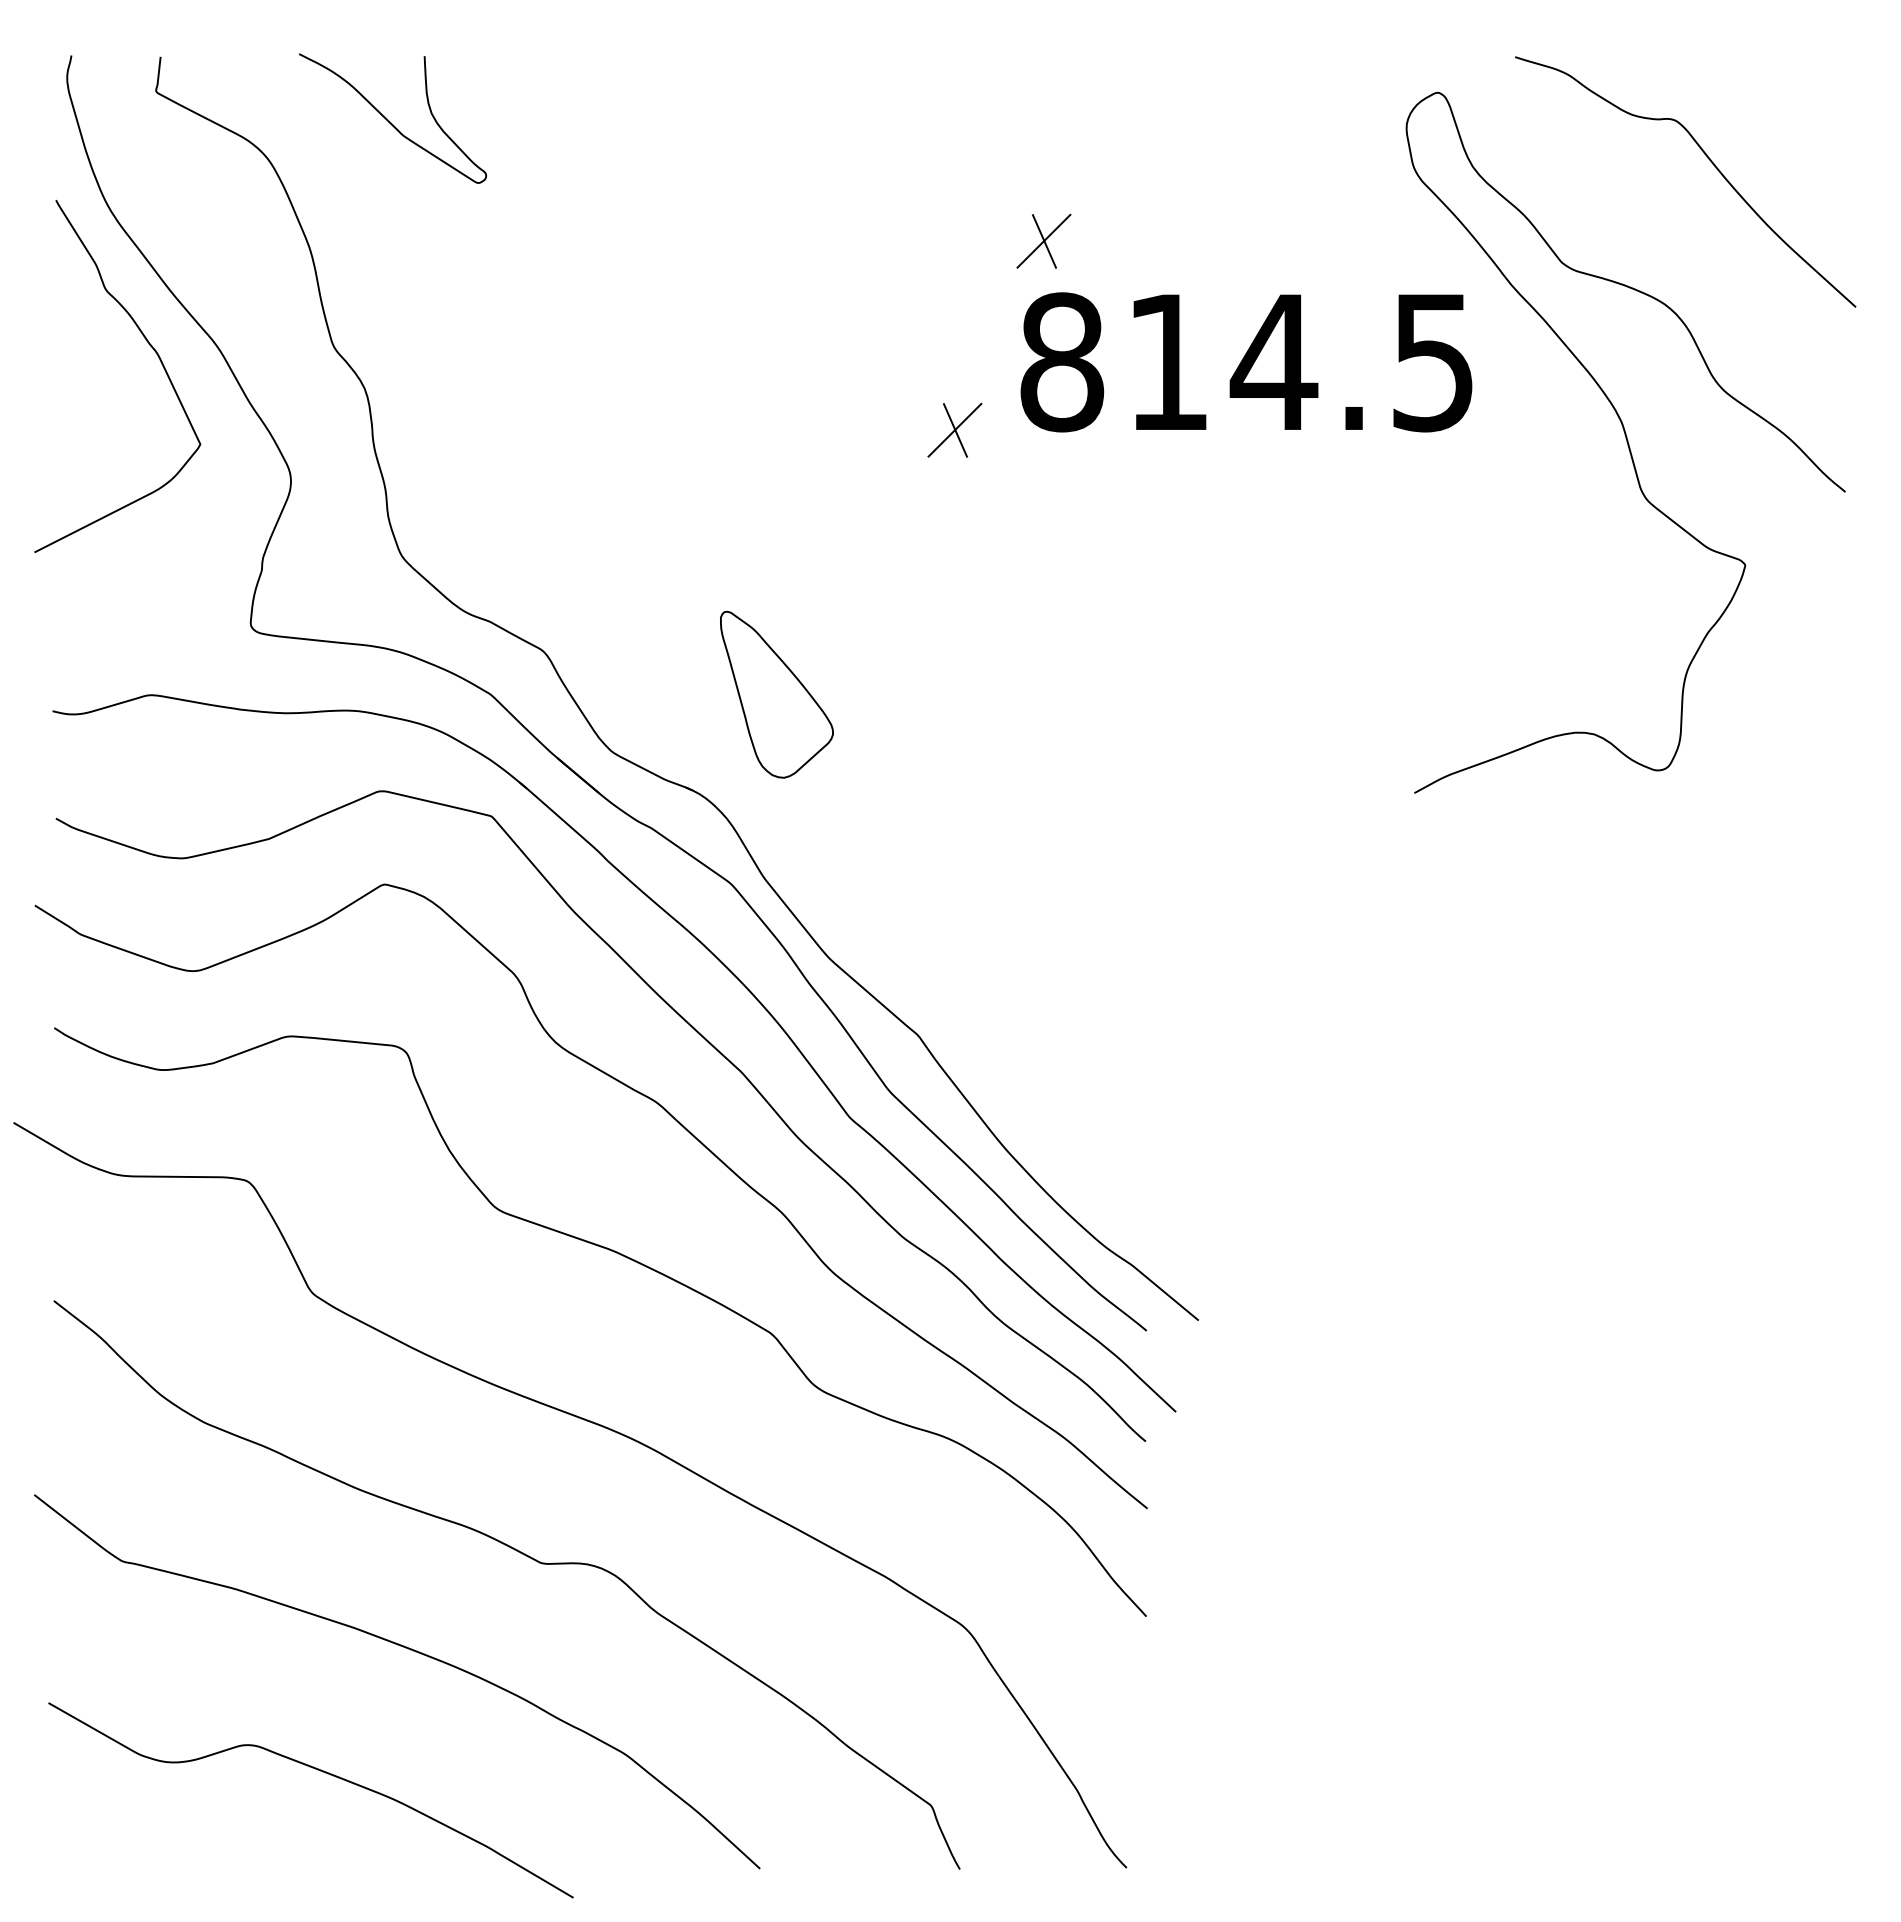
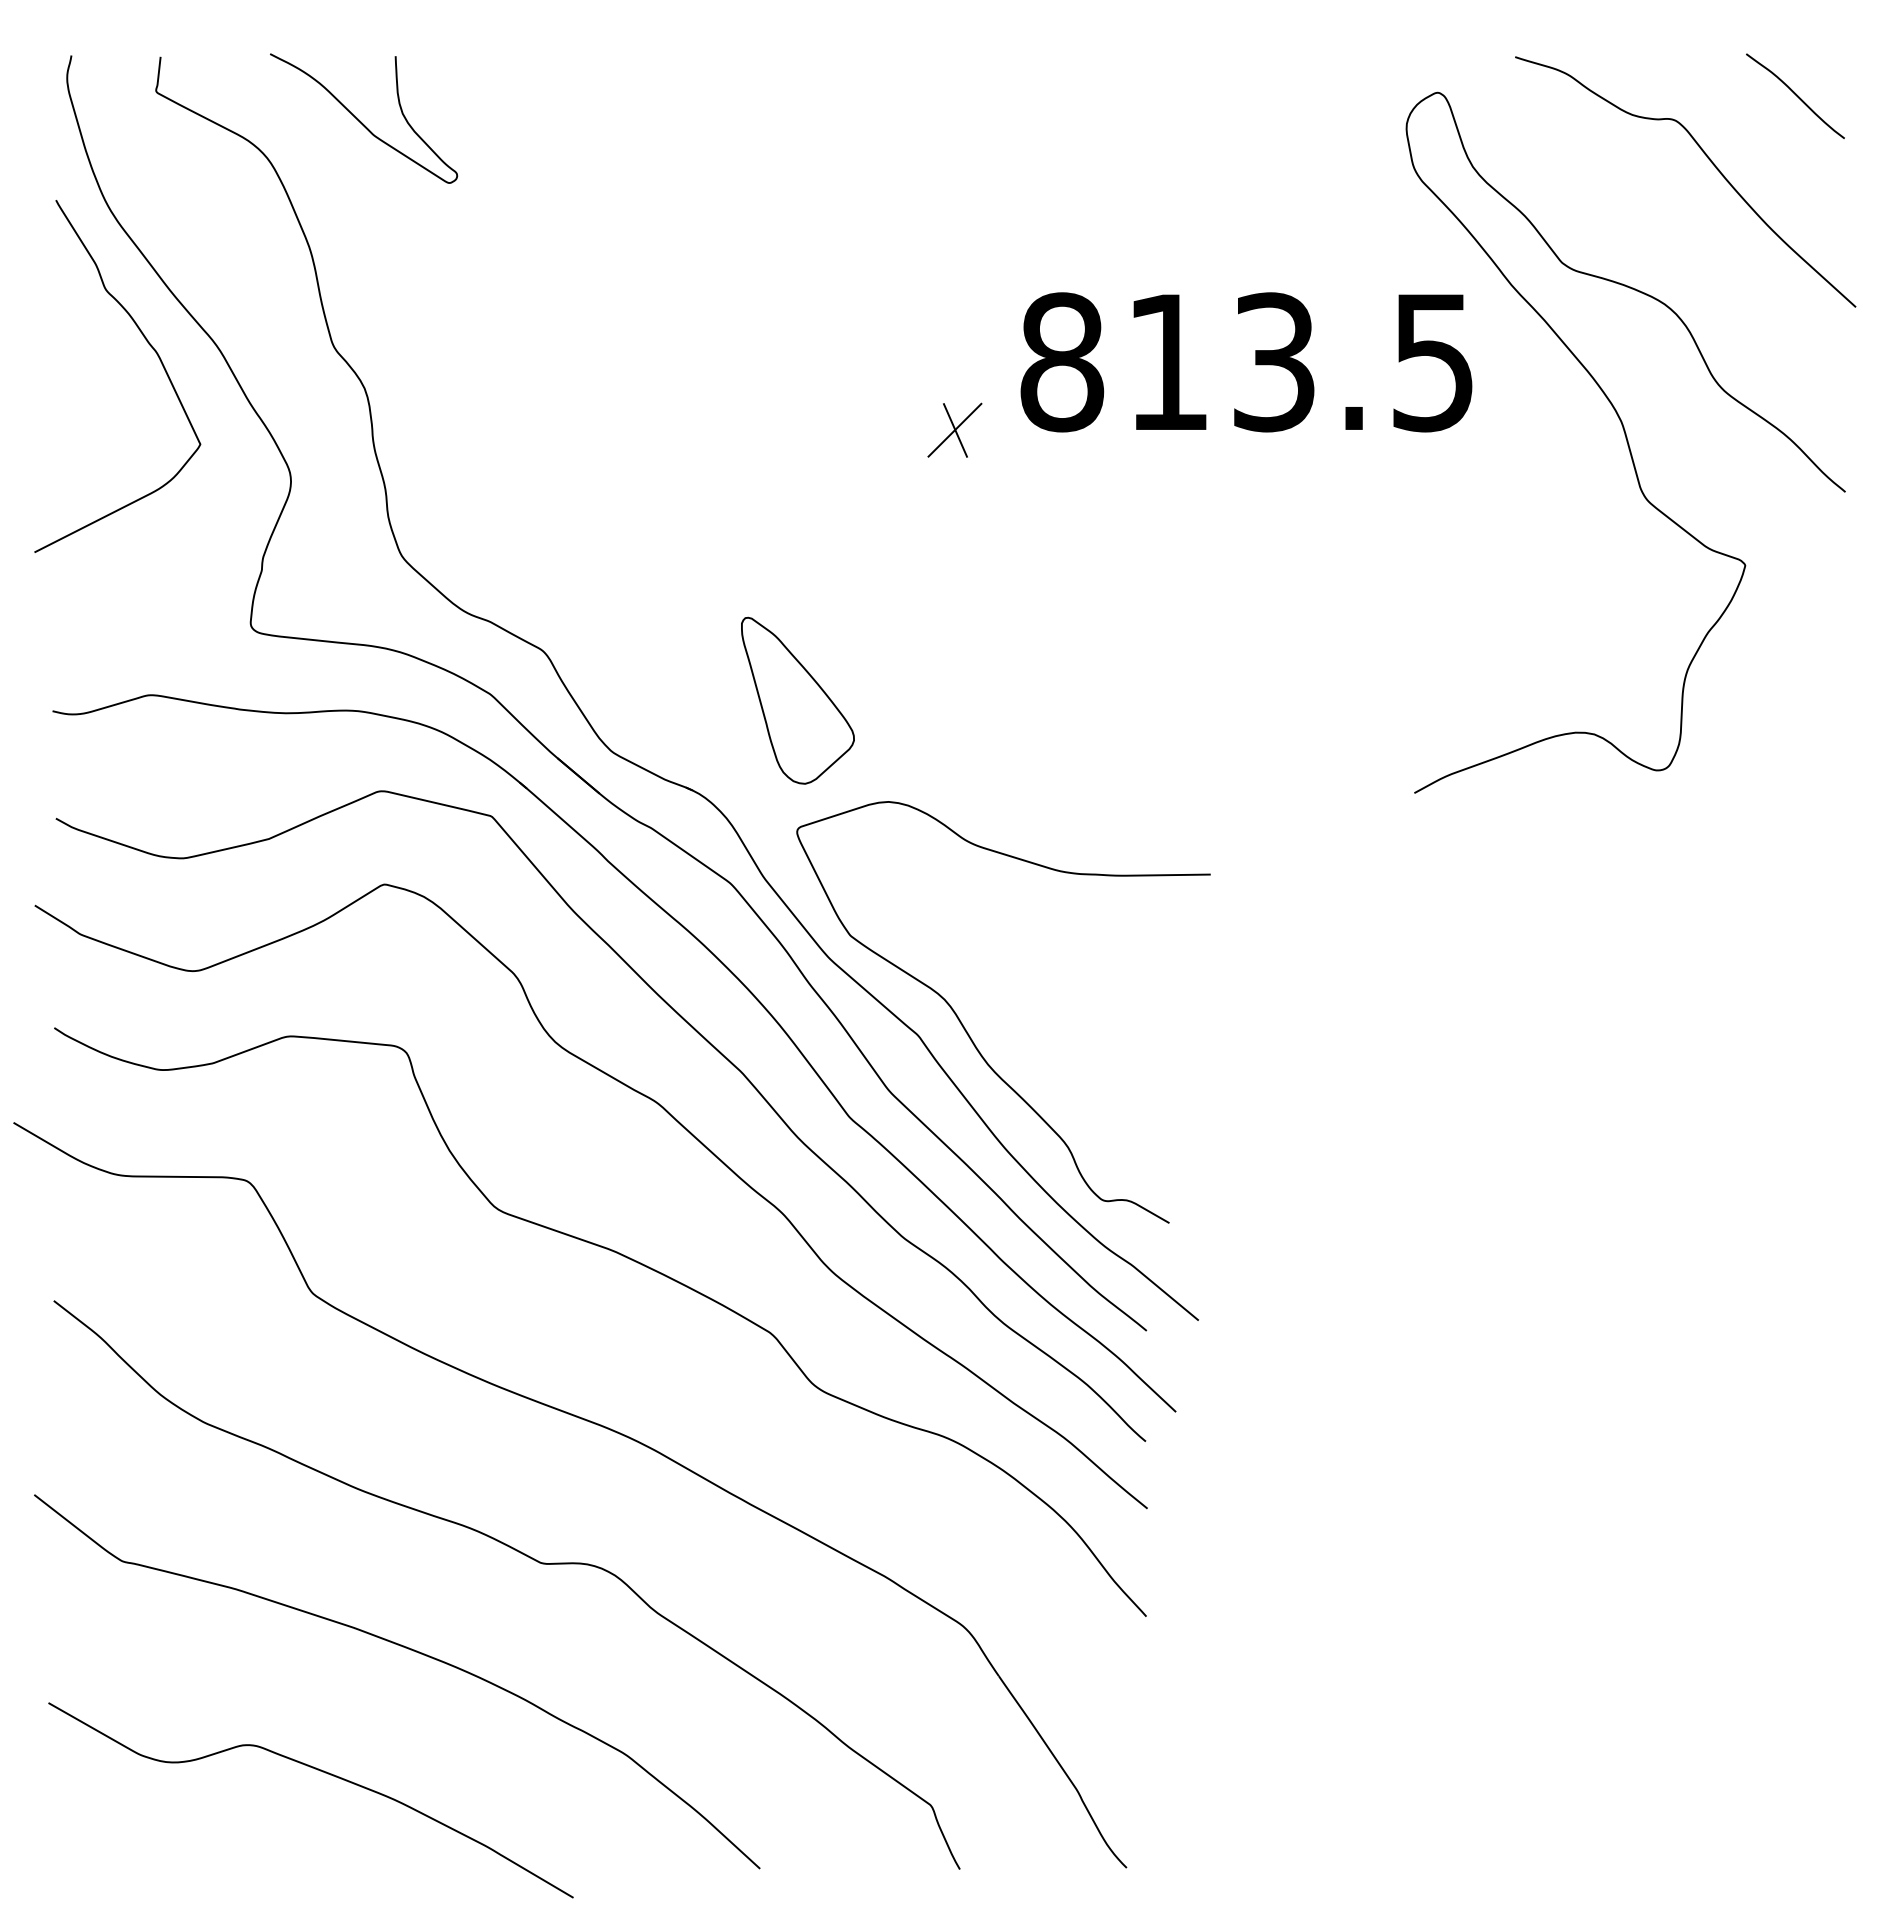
curve: none -> present (1795, 95)
curve position: (390, 121) -> (361, 121) (361, 121)
part: present -> none (1043, 240)
text: 814.5 -> 813.5 (1273, 362)
part position: (776, 694) -> (797, 700) (797, 700)
curve: none -> present (969, 1034)
